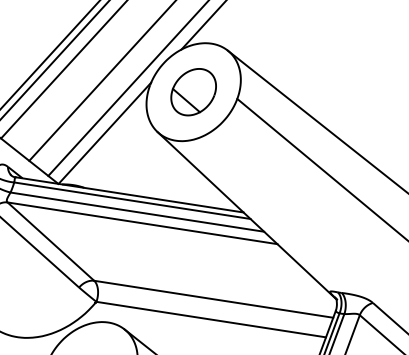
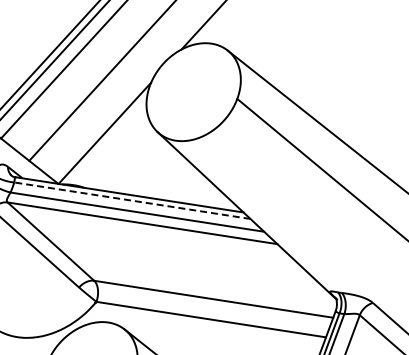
line: present -> none (127, 88)
part: present -> none (193, 92)
line: solid -> dashed (132, 200)
